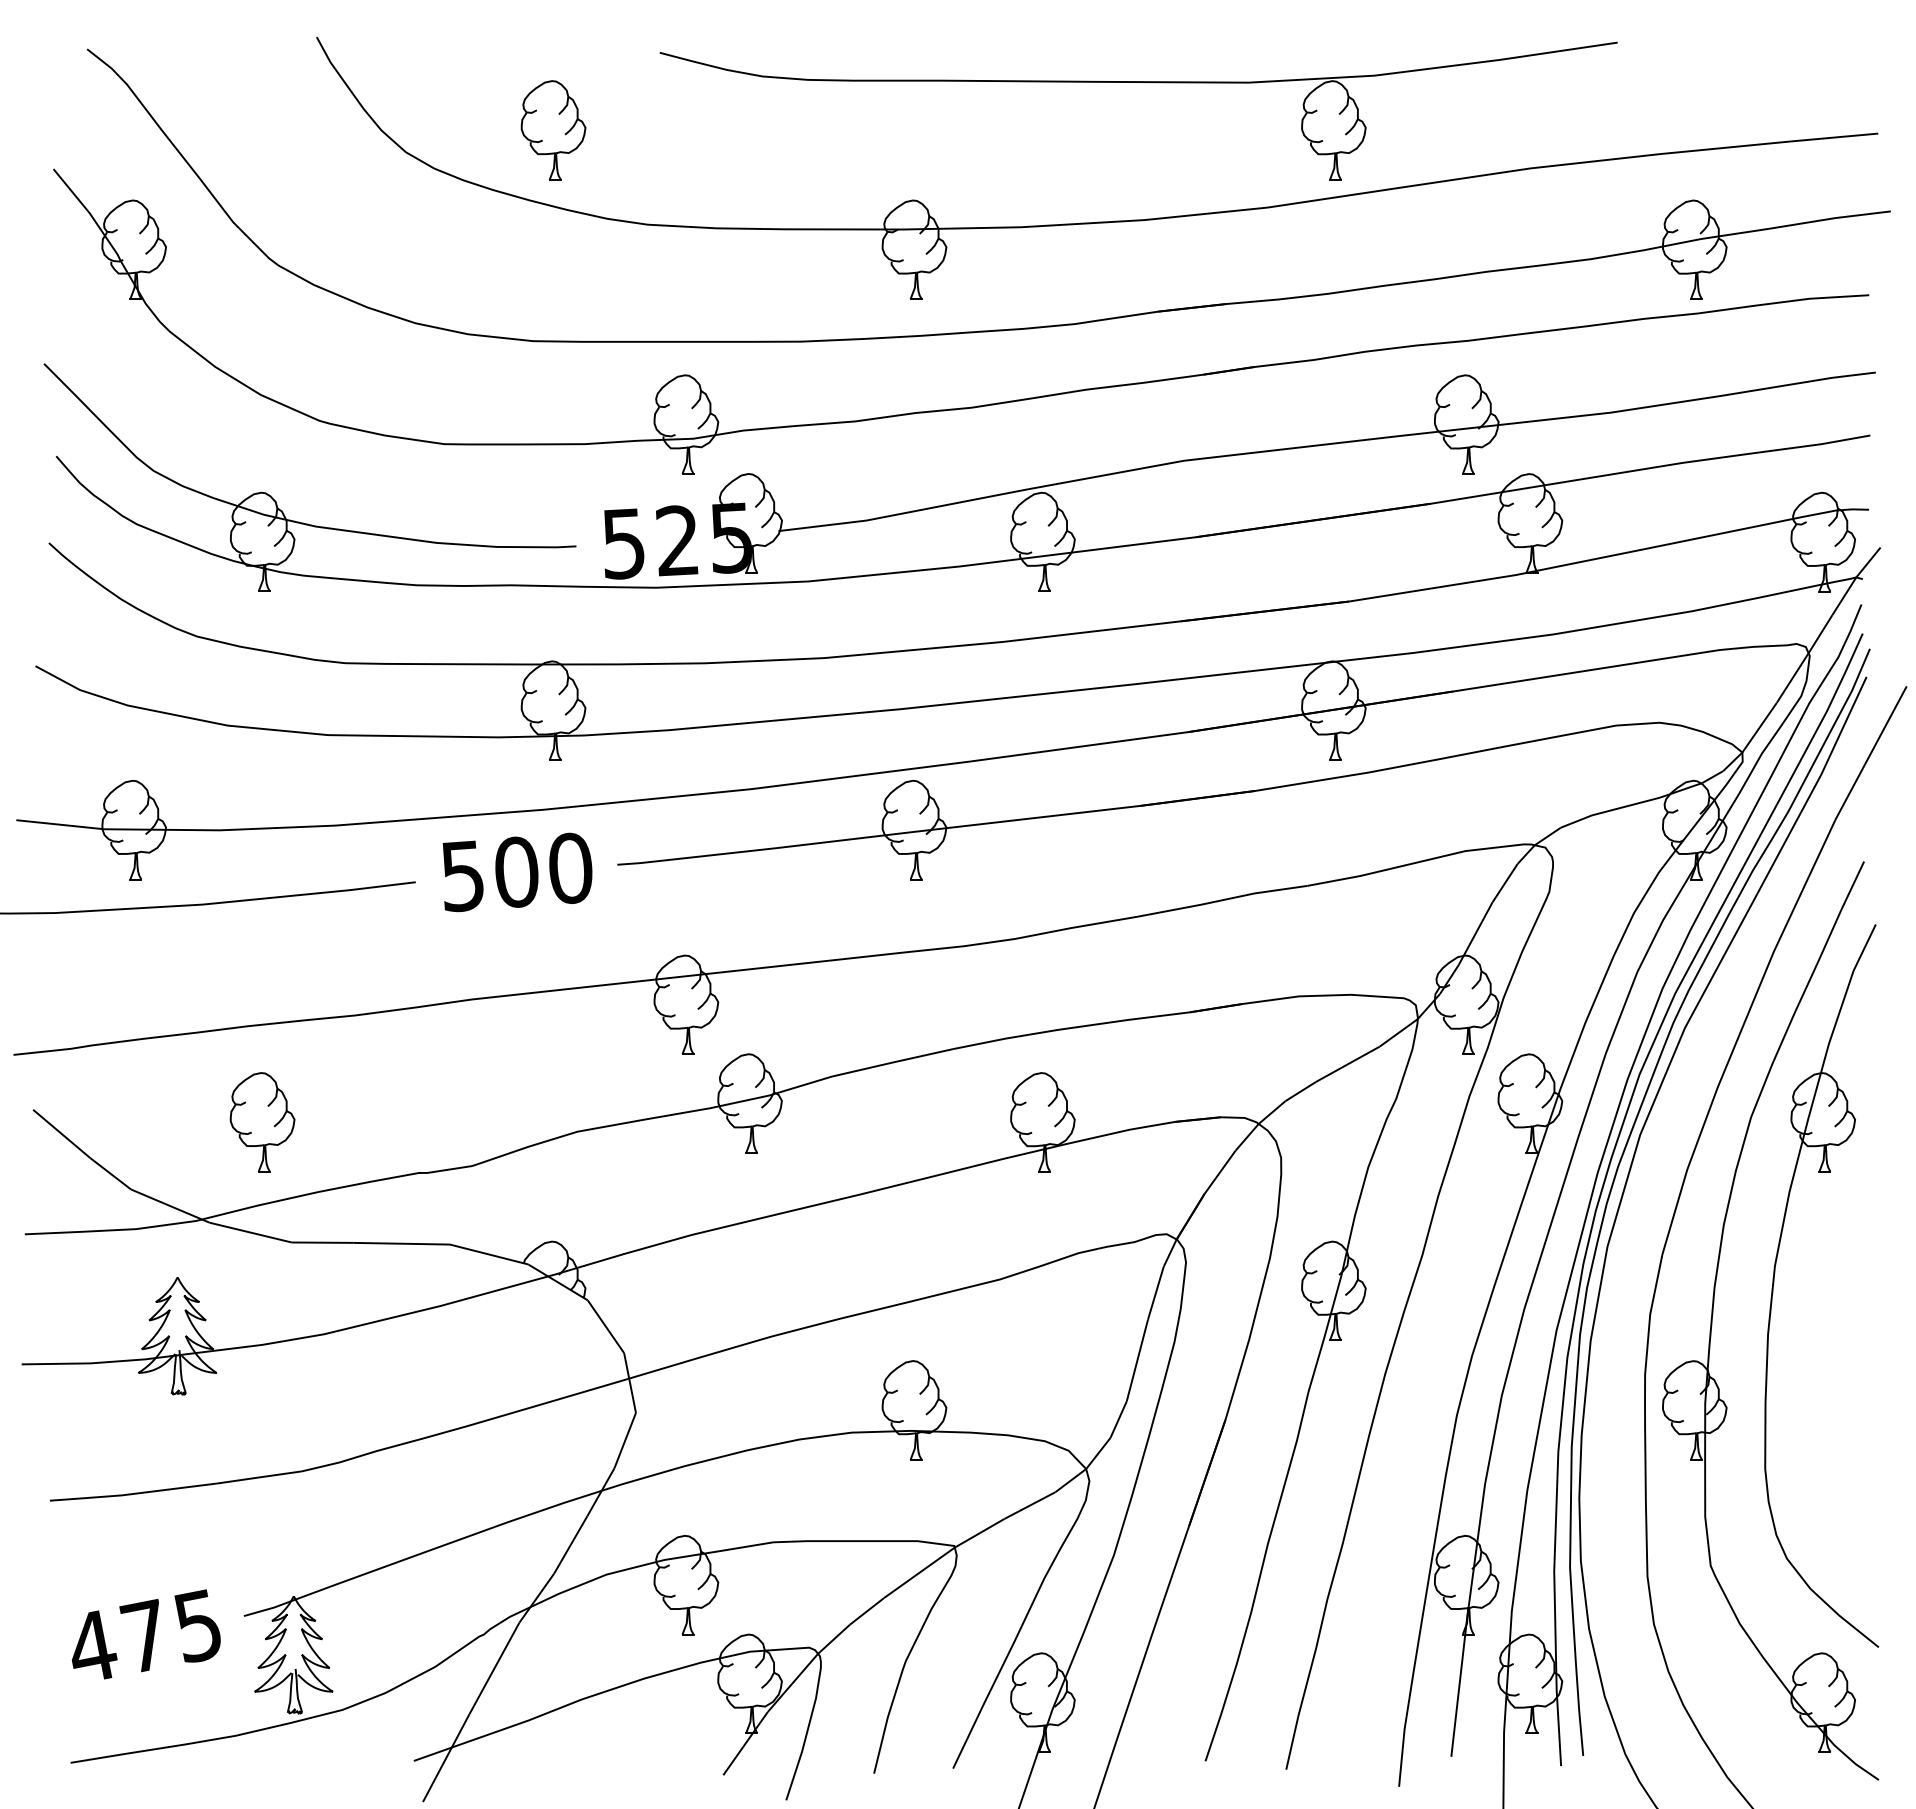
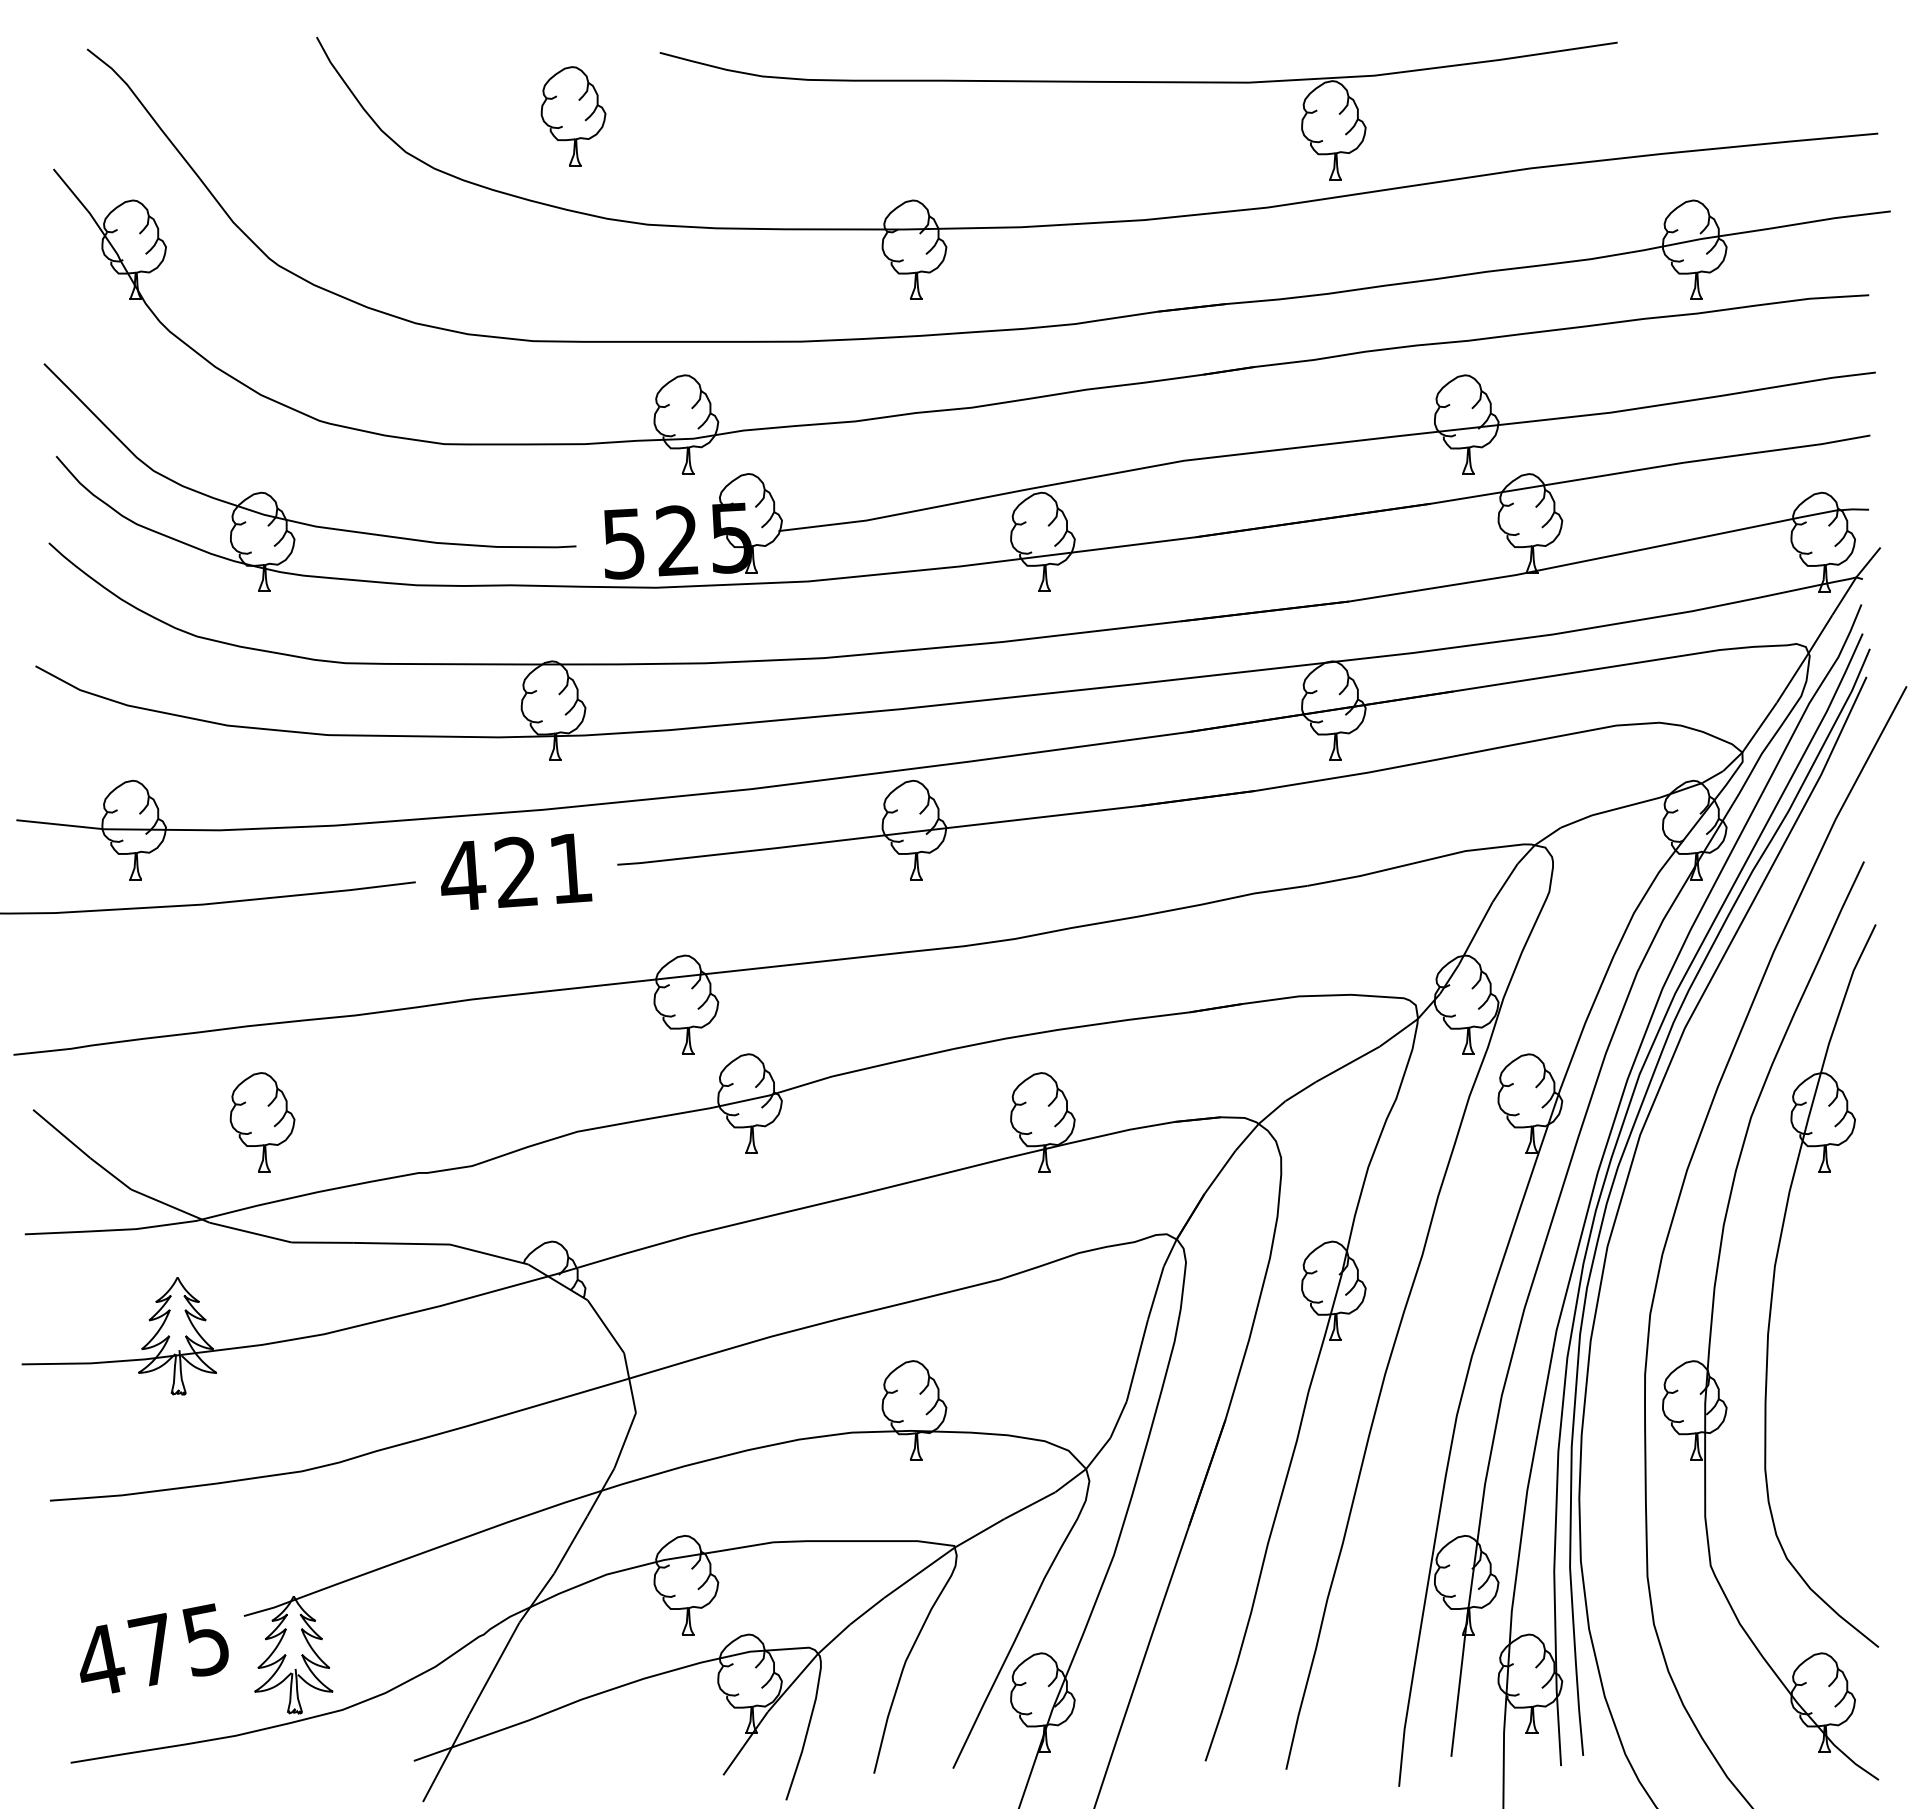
part position: (553, 130) -> (573, 116) (573, 116)
text: 500 -> 421 (516, 872)
text position: (145, 1634) -> (153, 1648) (153, 1648)
